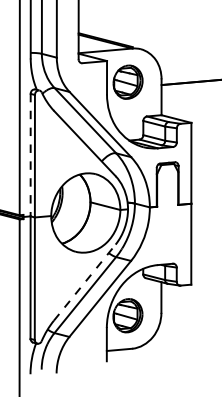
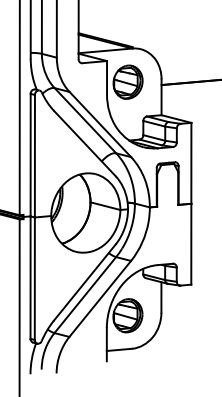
line: dashed -> solid (30, 155)
line: dashed -> solid (84, 282)
